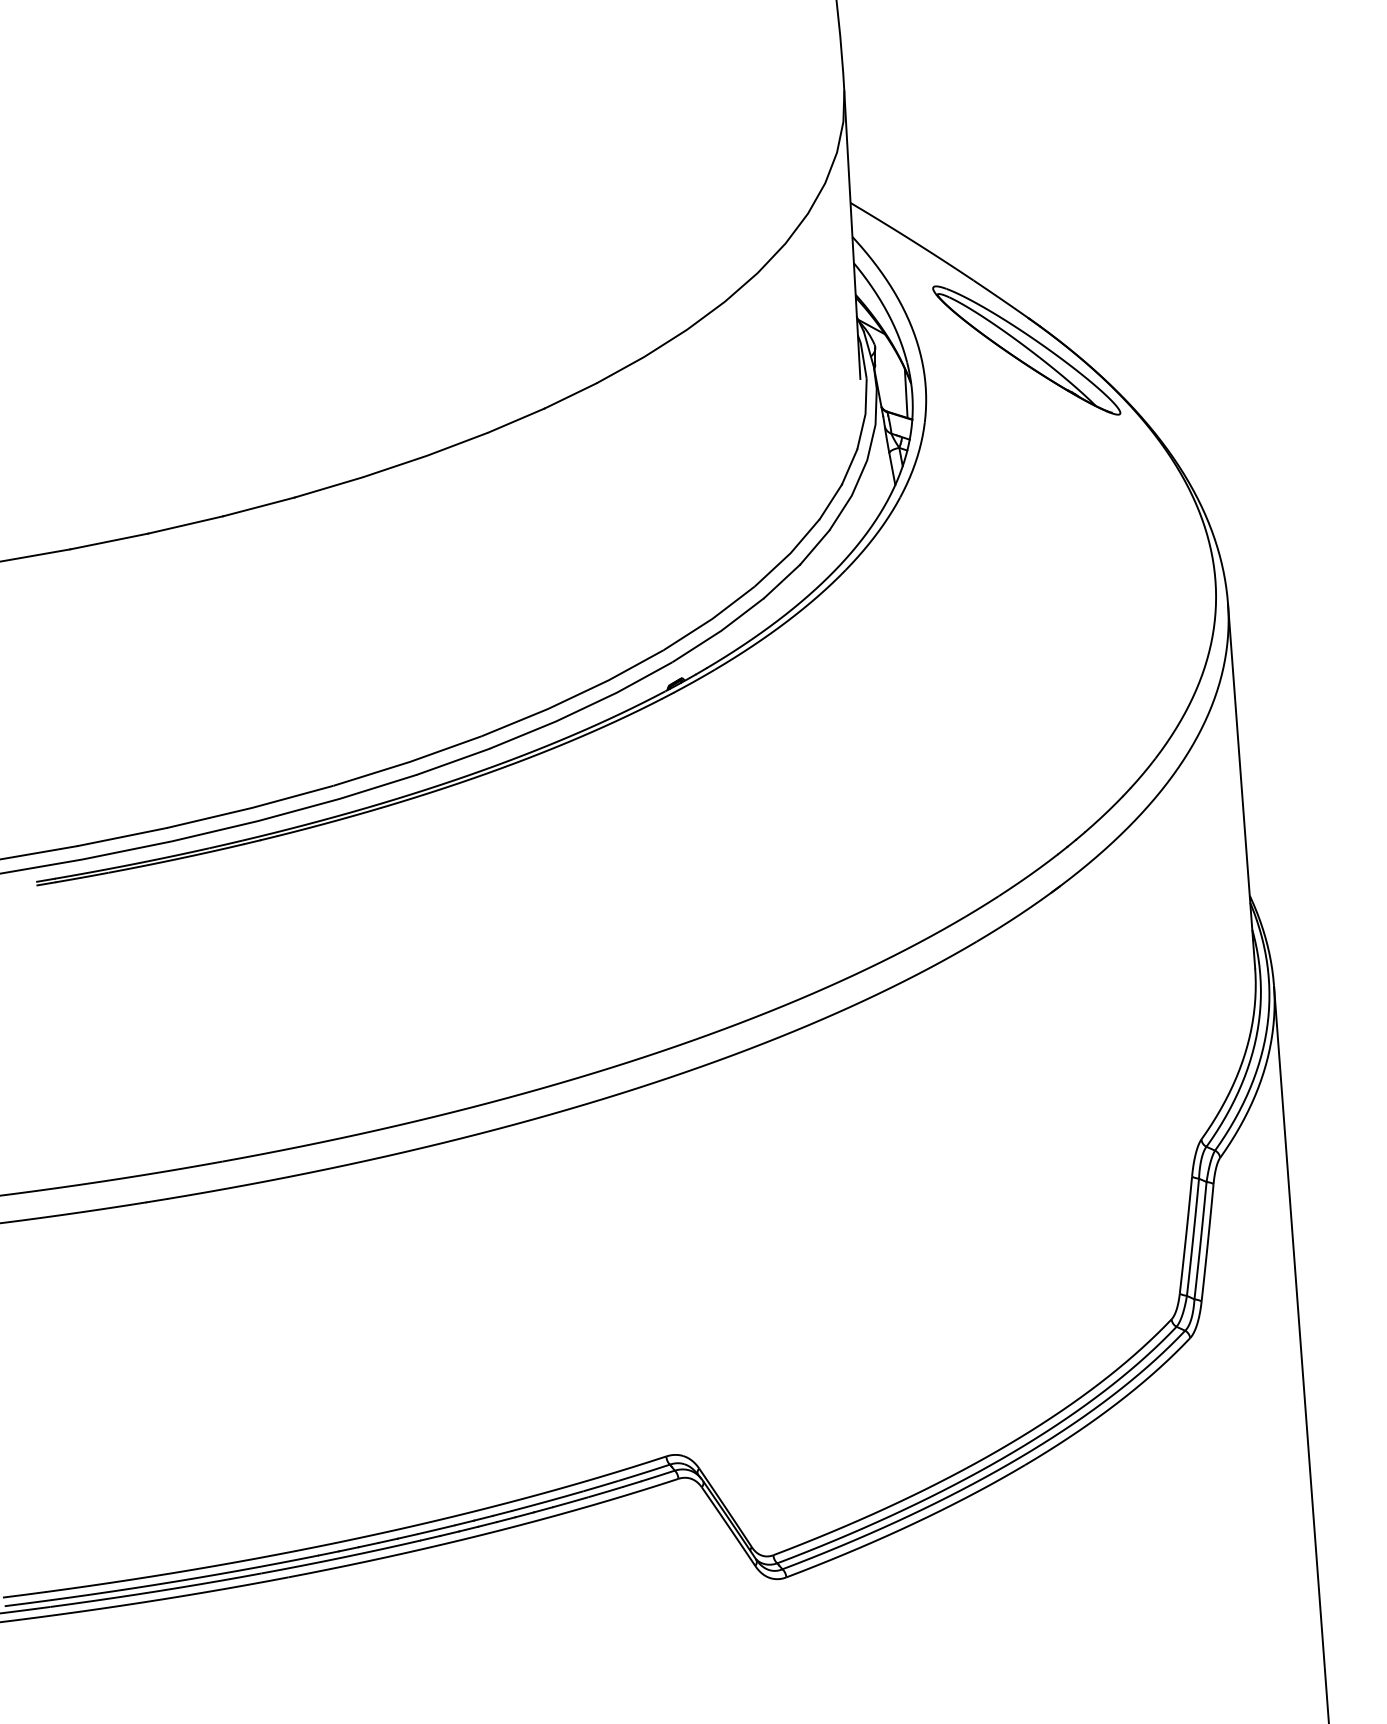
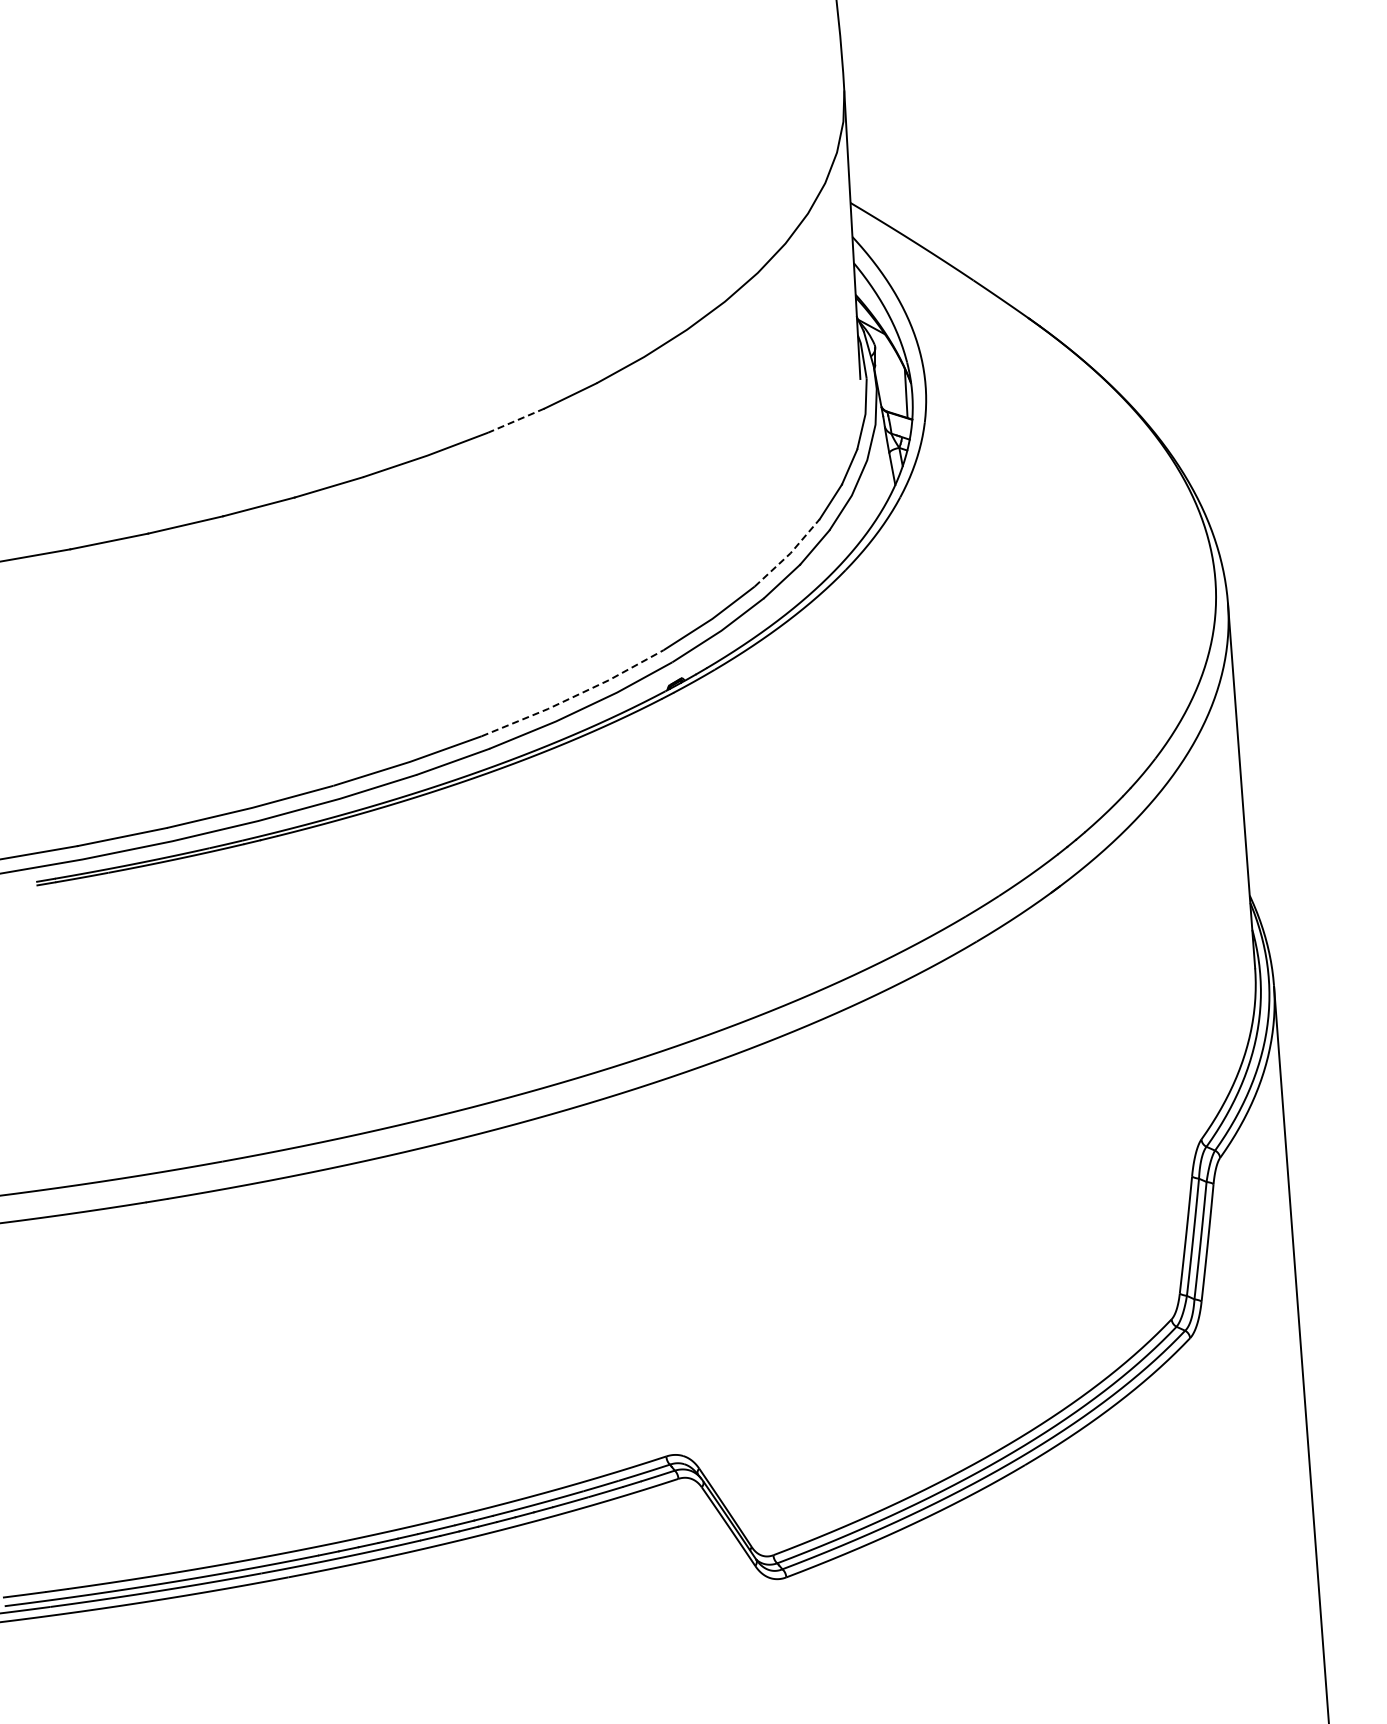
part: present -> none (1026, 350)
line: solid -> dashed (516, 420)
line: solid -> dashed (789, 553)
line: solid -> dashed (574, 696)
